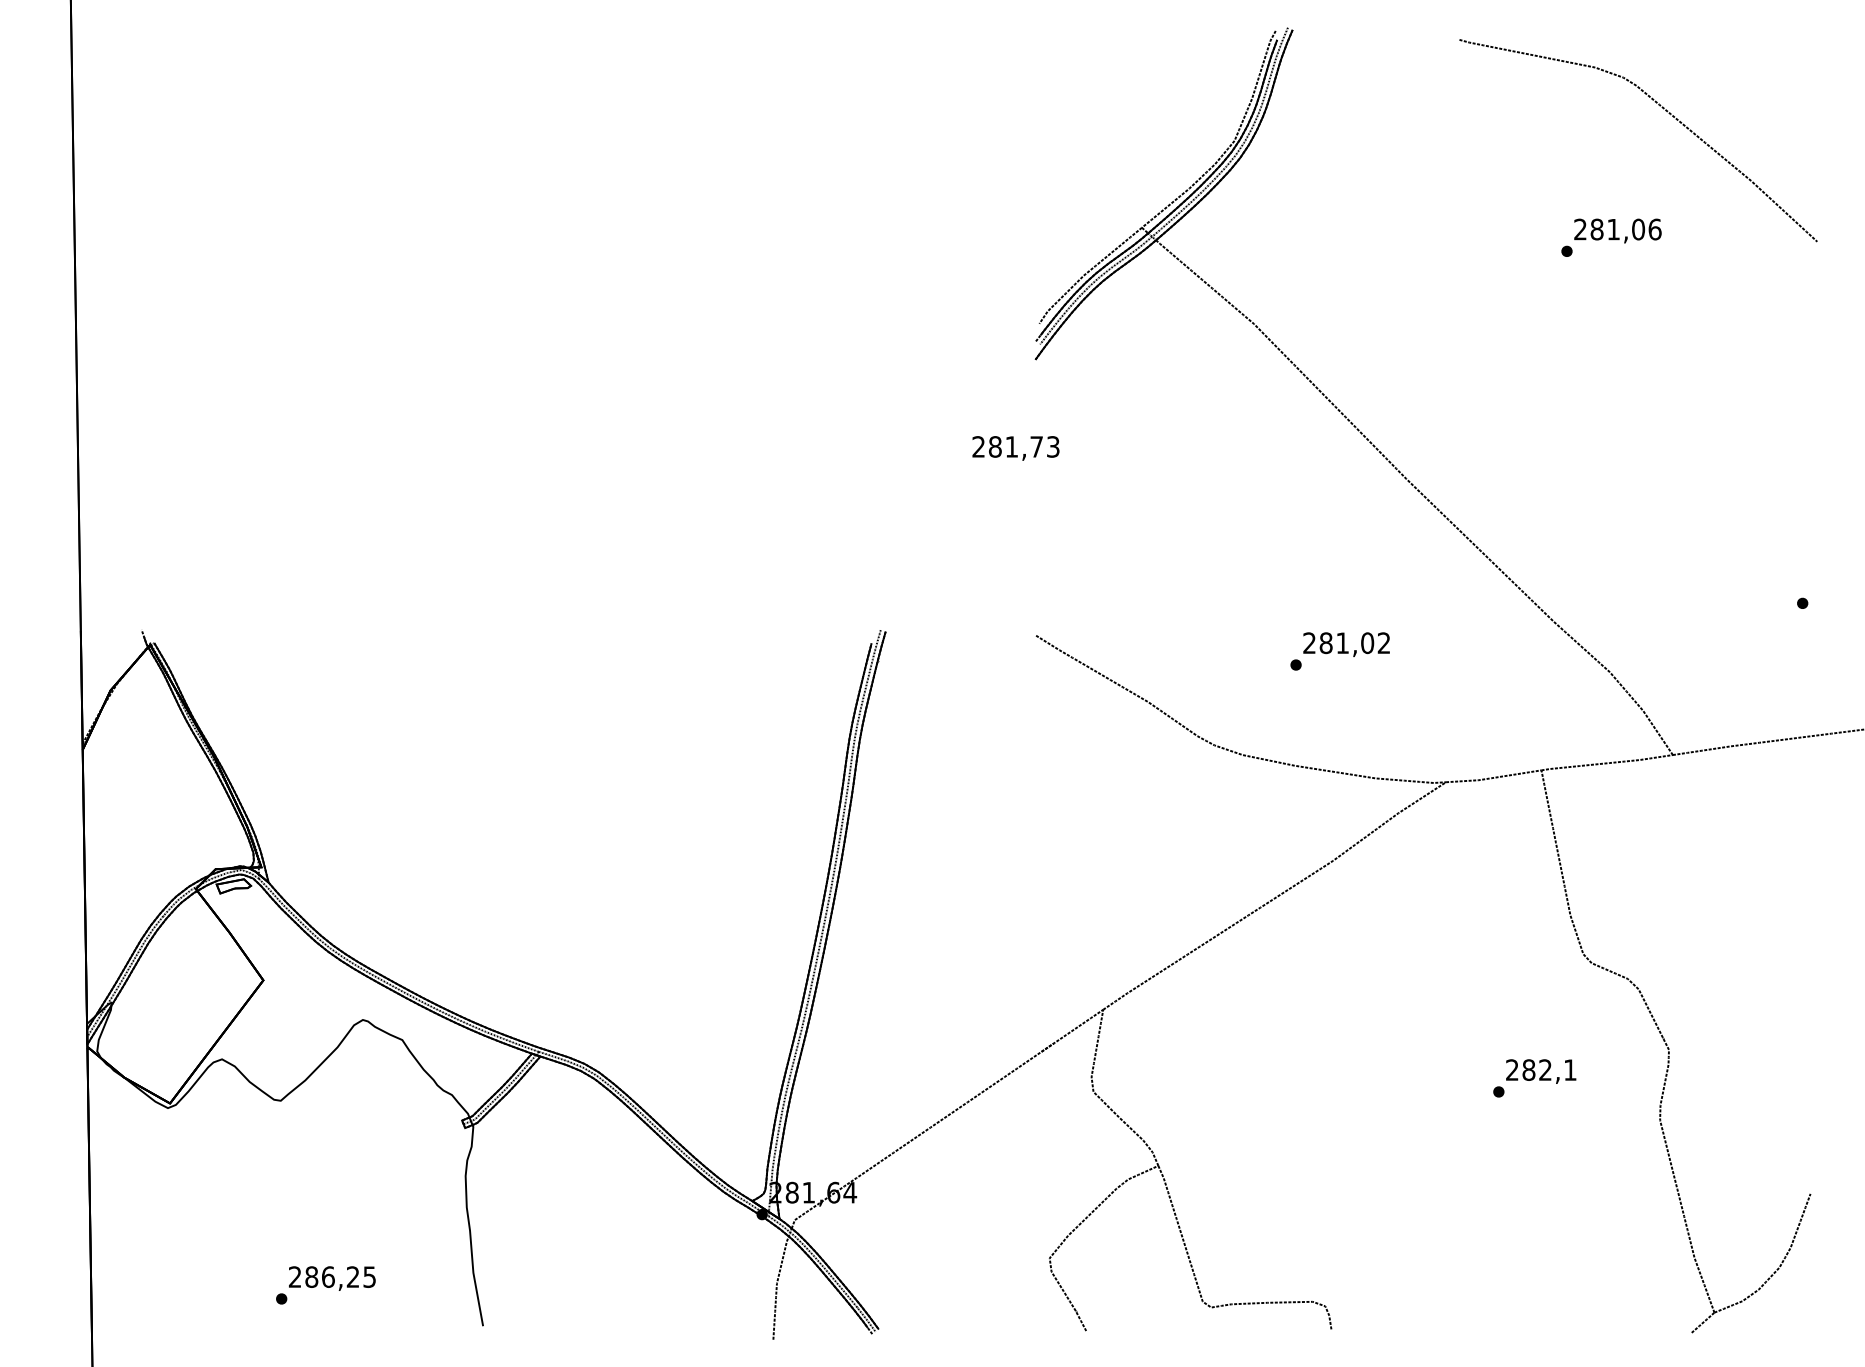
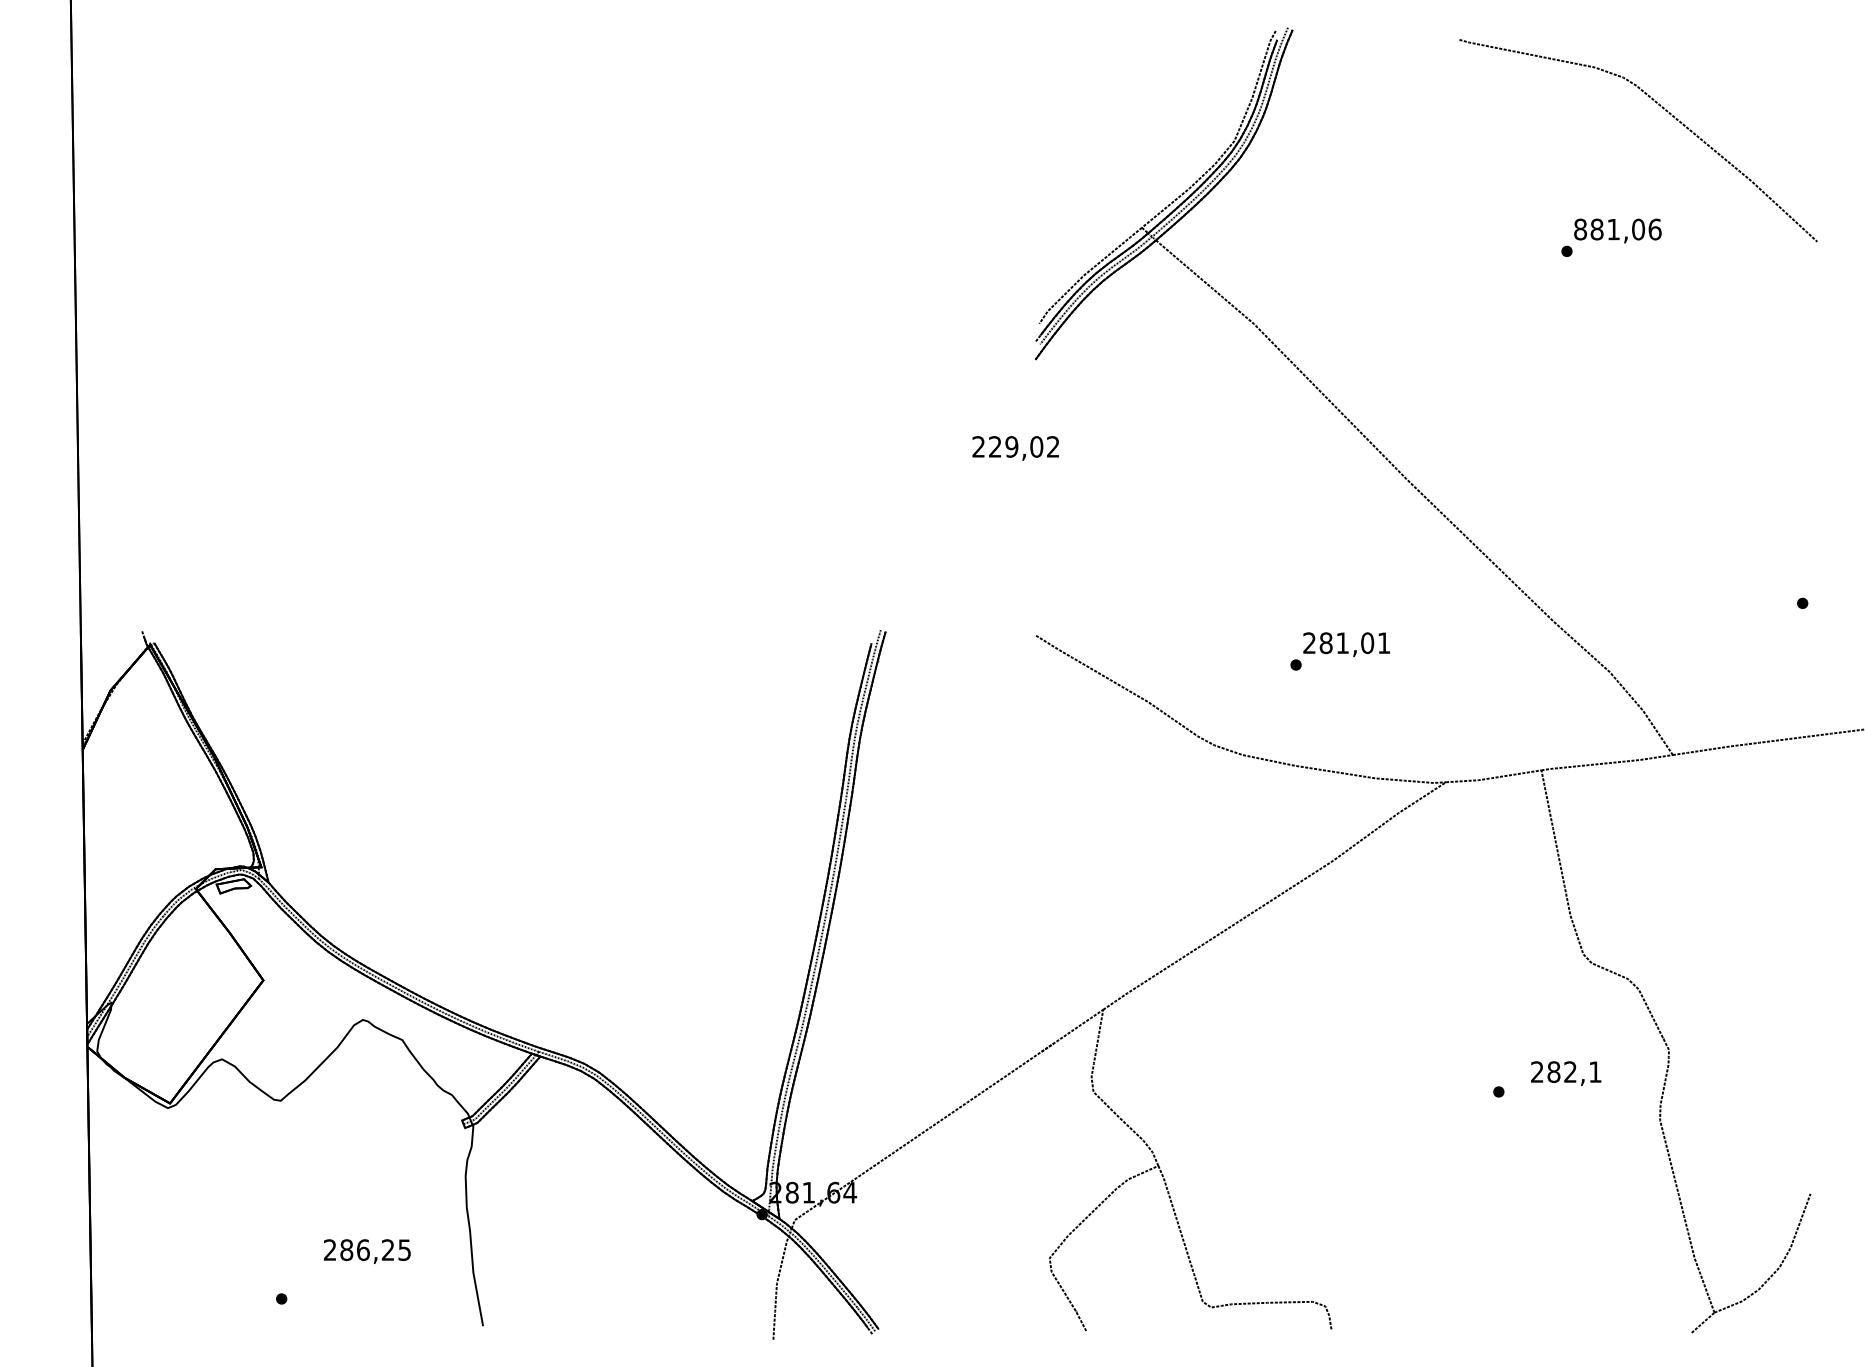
text: 281,06 -> 881,06 (1580, 229)
text: 281,73 -> 229,02 (1024, 446)
text: 281,02 -> 281,01 (1383, 642)
text position: (1541, 1071) -> (1566, 1073) (1566, 1073)
text position: (332, 1278) -> (367, 1251) (367, 1251)
